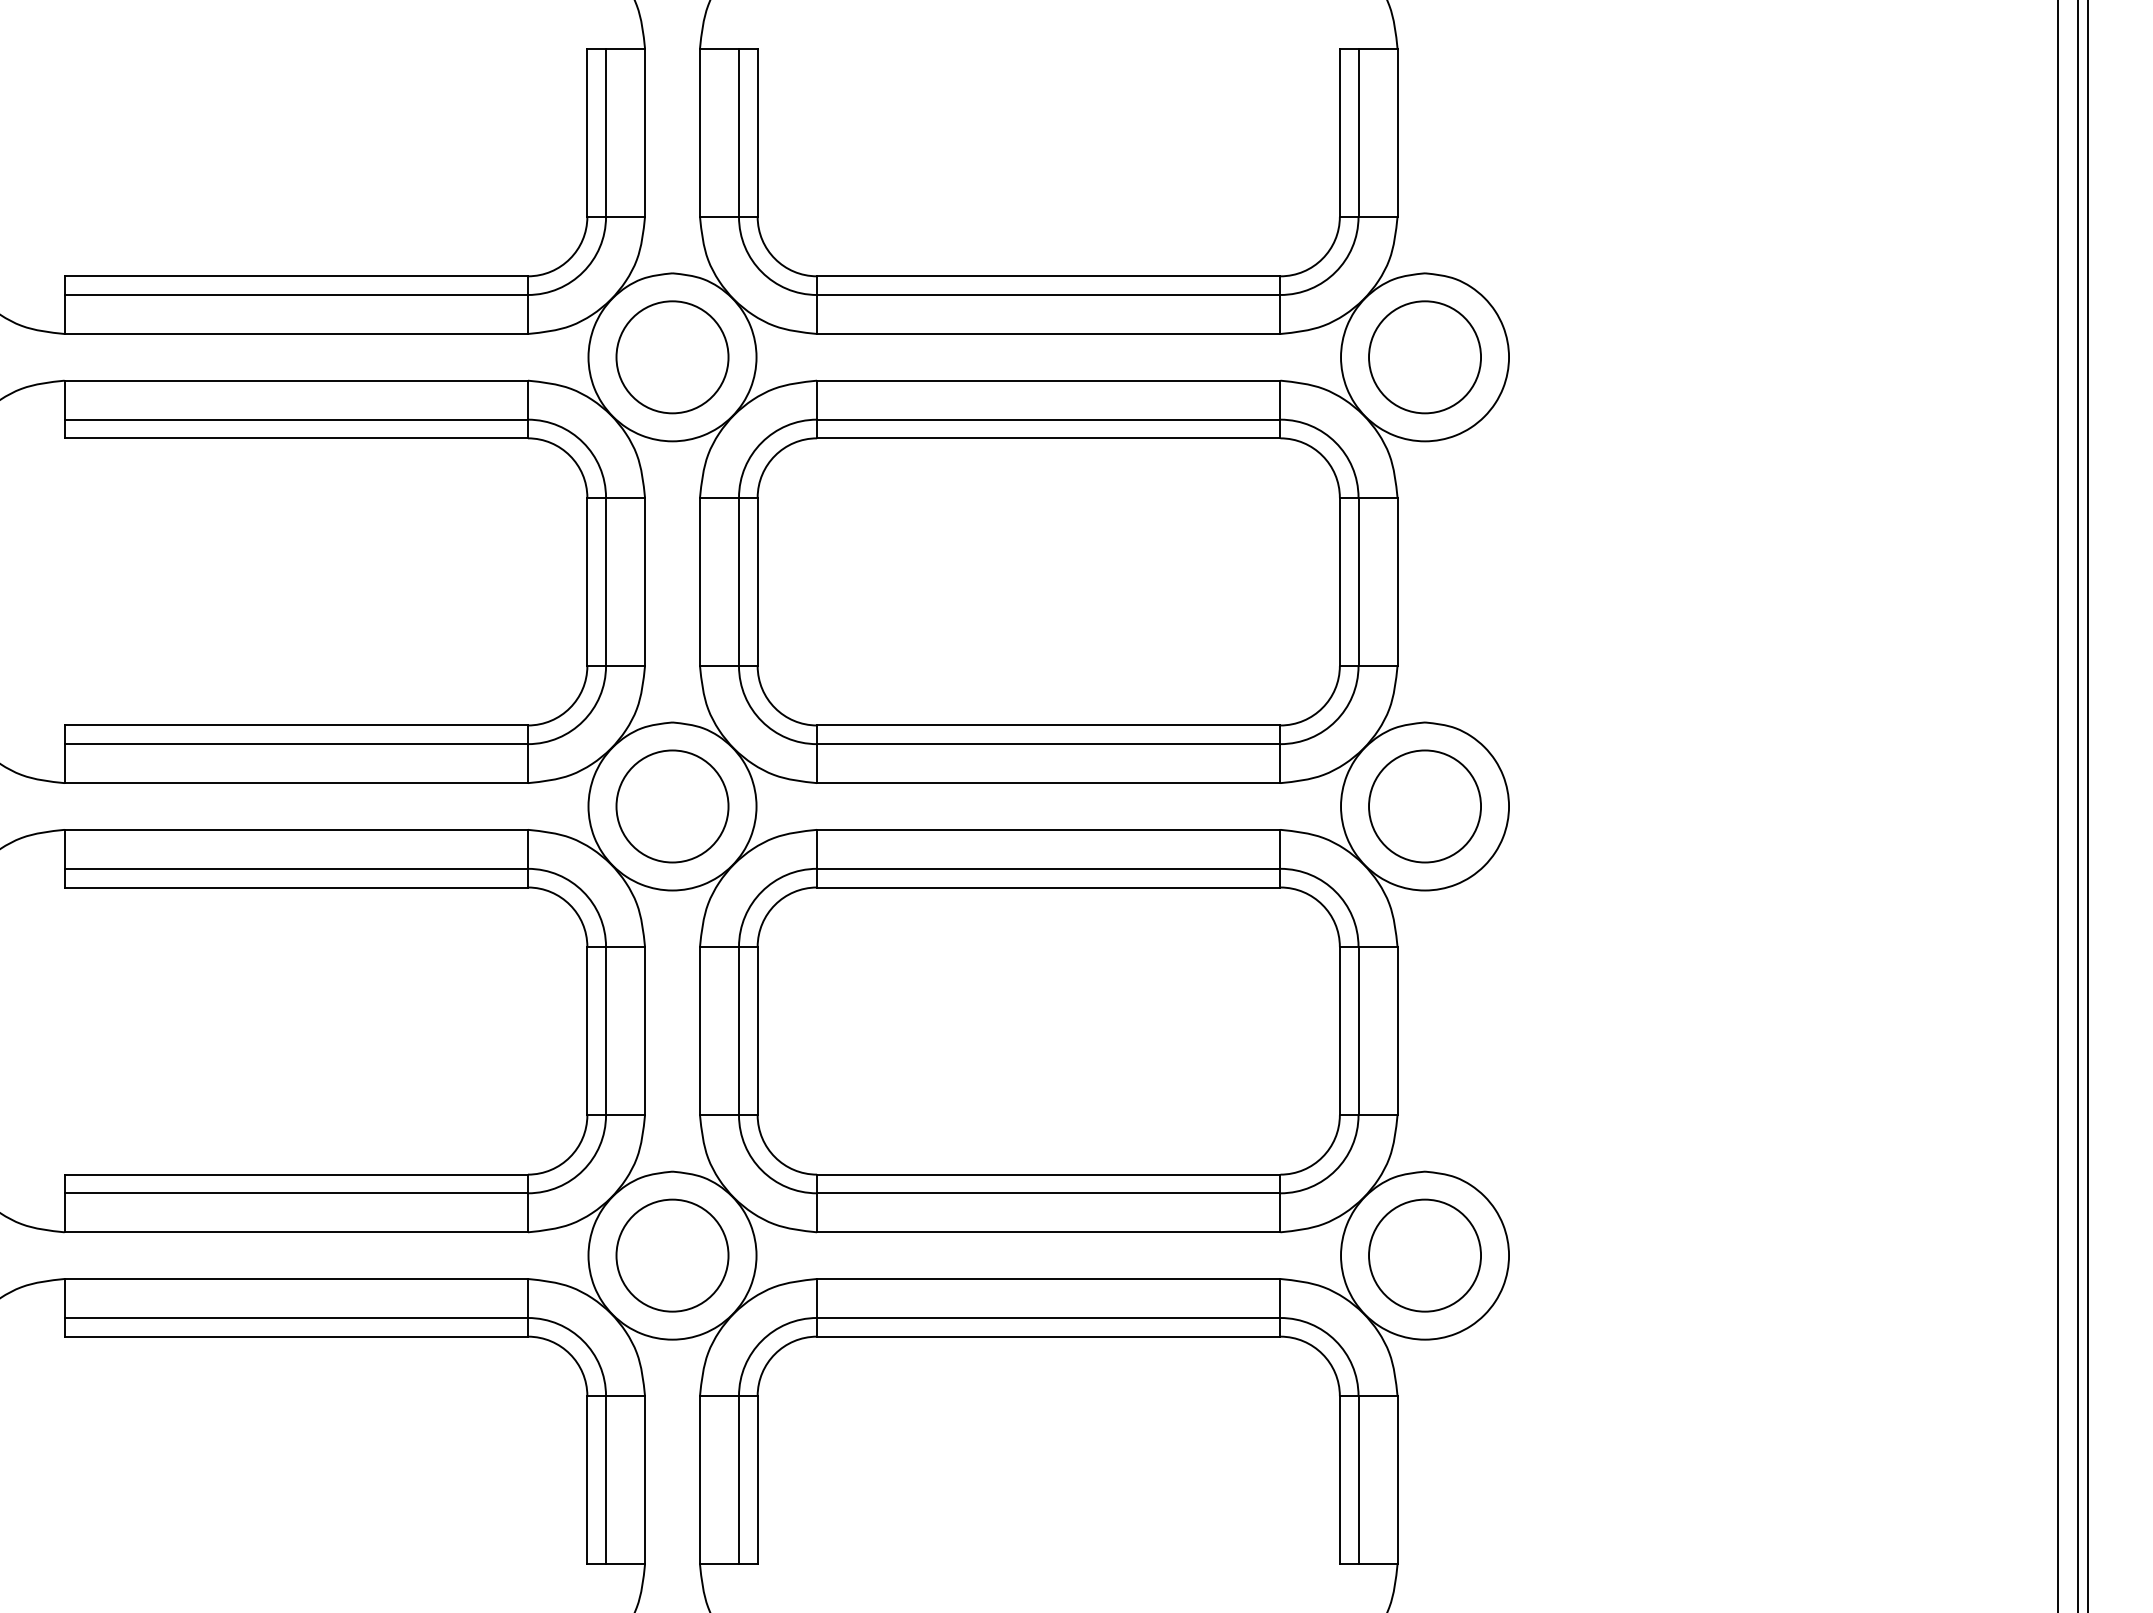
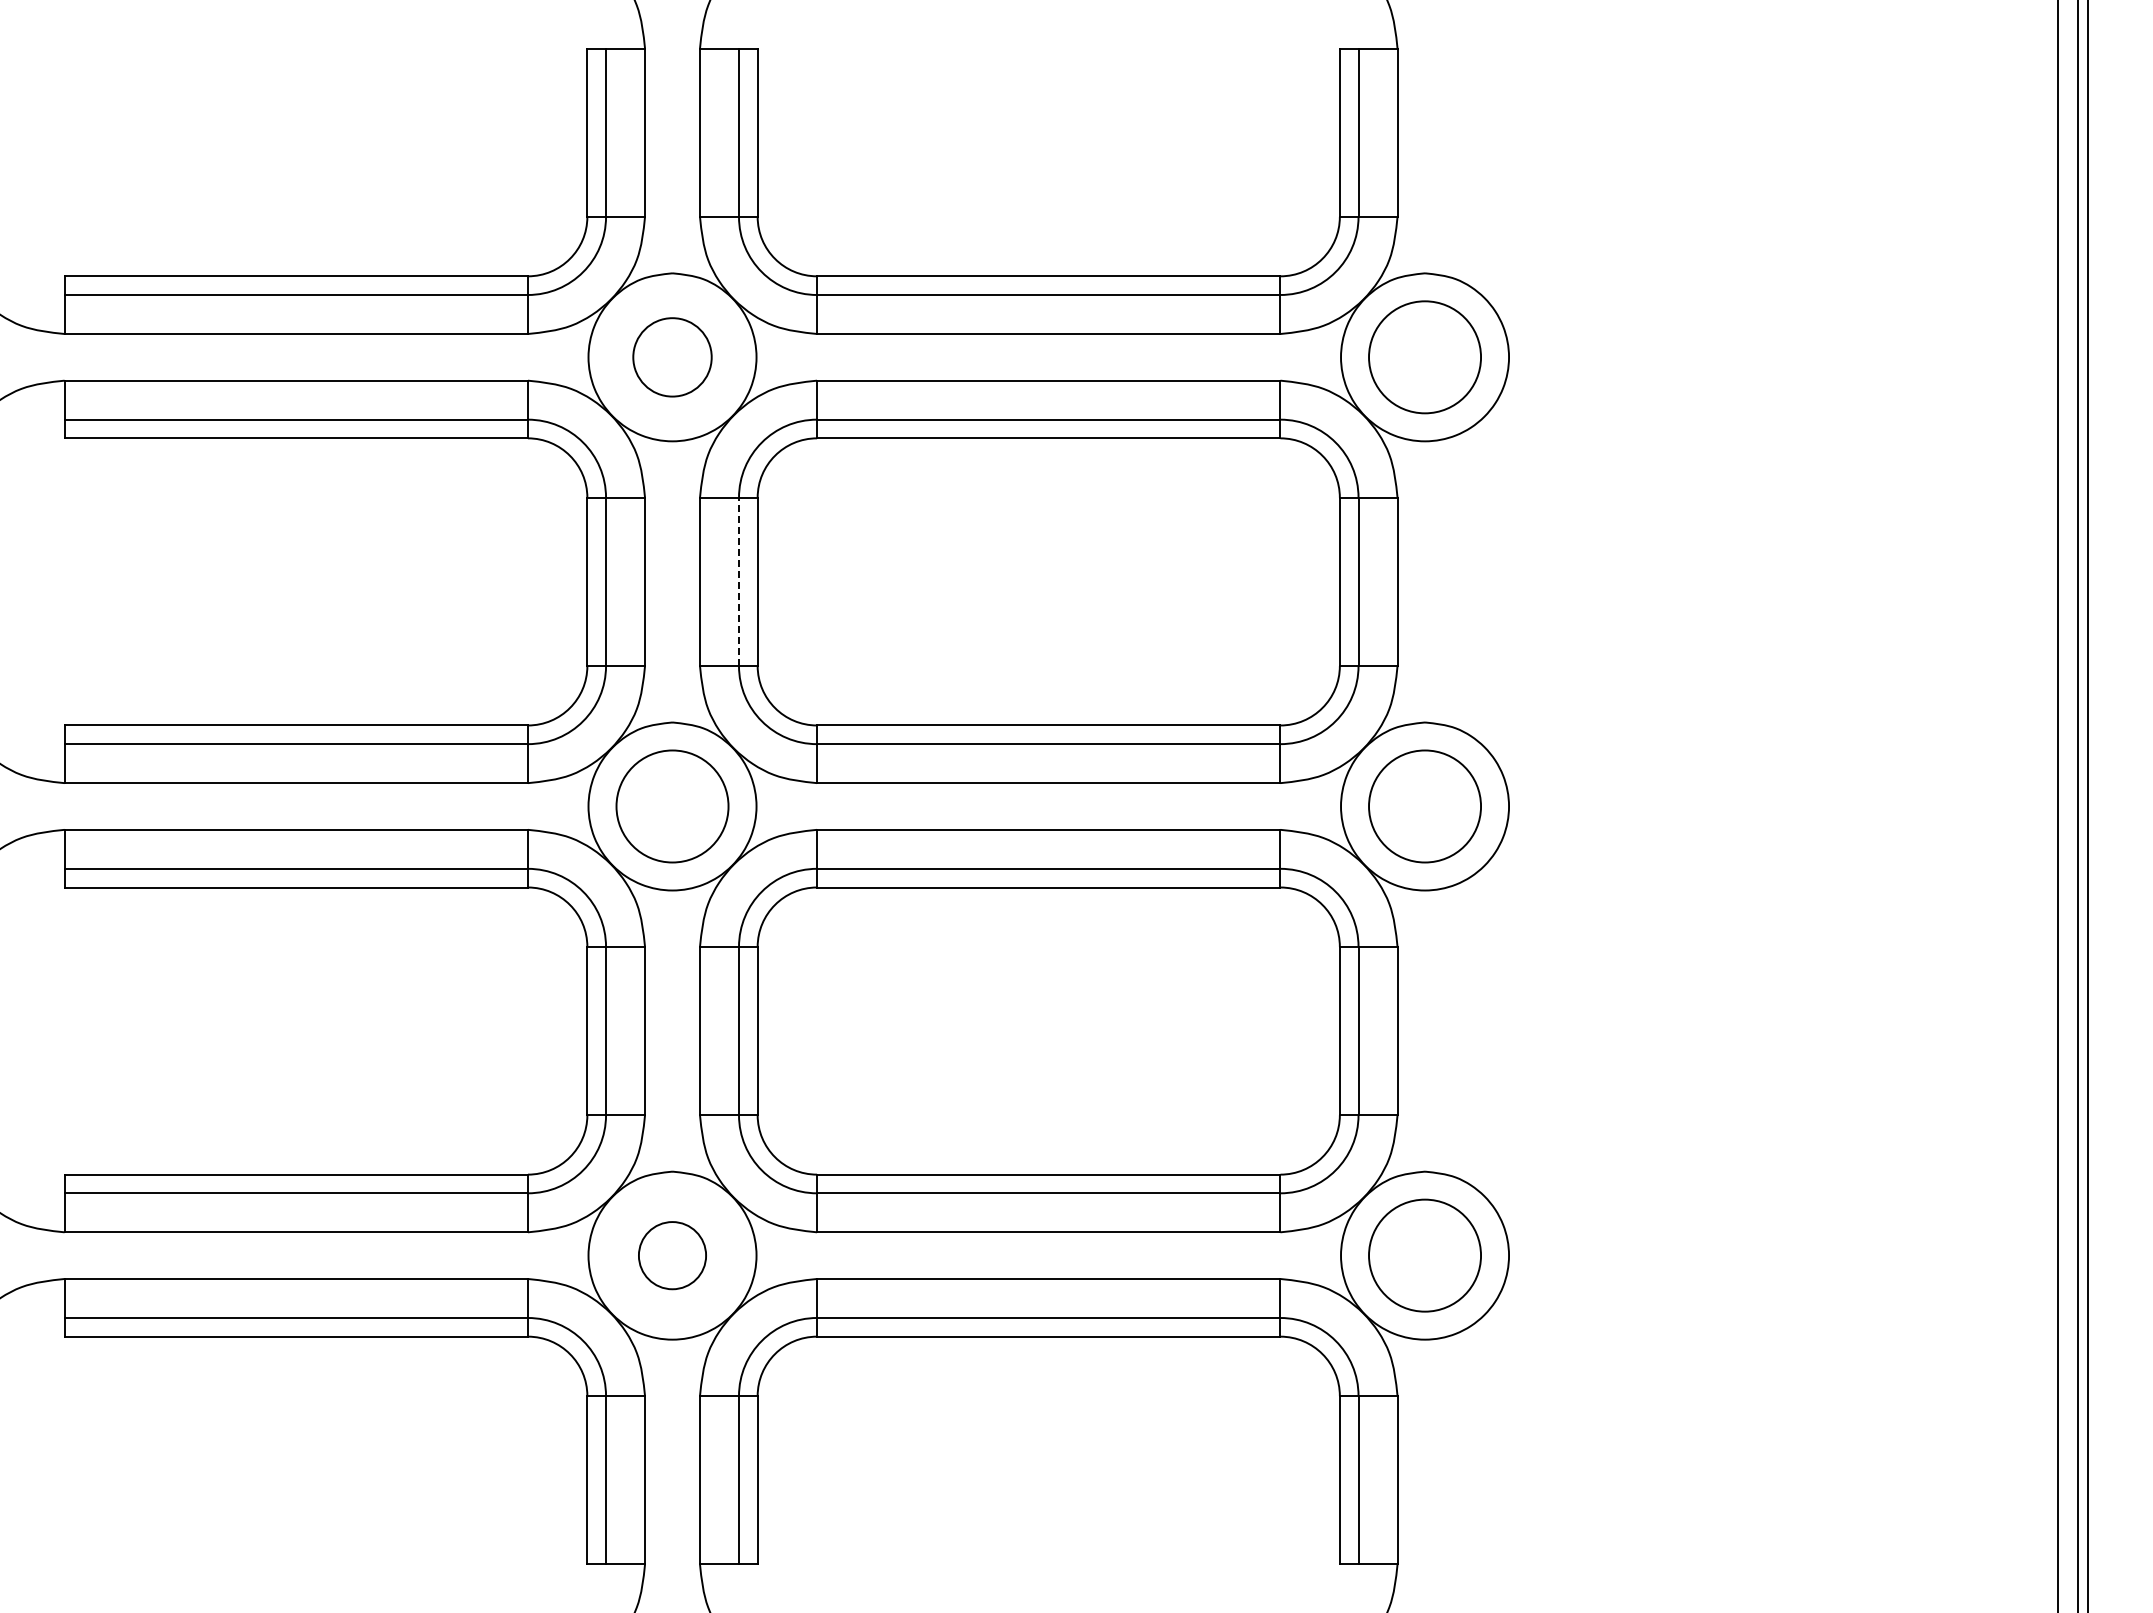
circle size: 115x115 px -> 81x81 px (672, 357)
line: solid -> dashed (739, 581)
circle diameter: 112 px -> 67 px (672, 1255)
